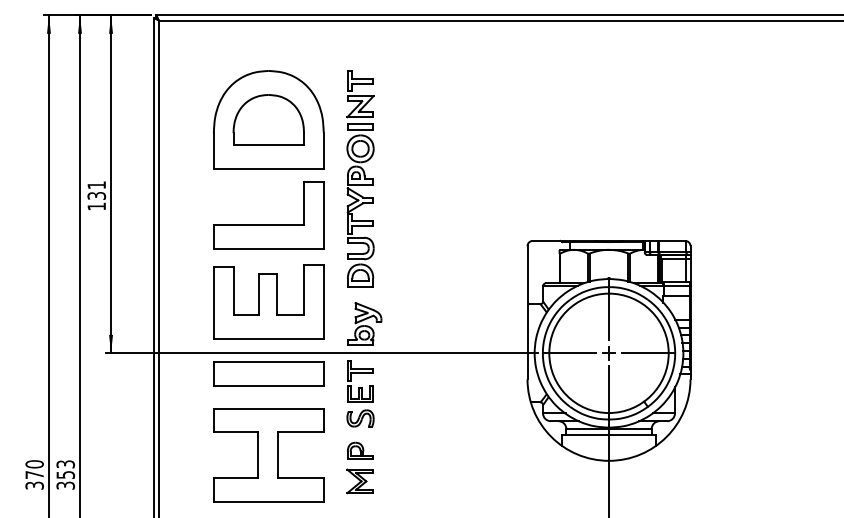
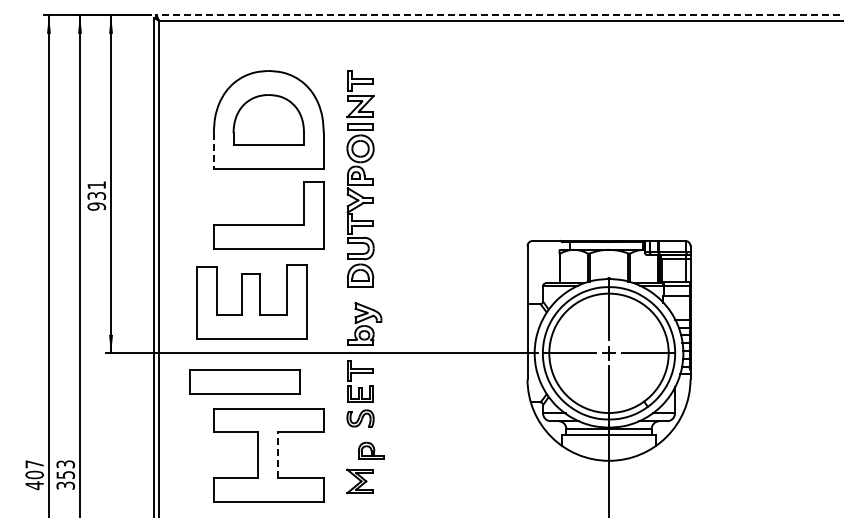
line: solid -> dashed (499, 15)
line: solid -> dashed (213, 150)
text: 131 -> 931 (96, 206)
part position: (268, 301) -> (251, 301) (251, 301)
part position: (268, 373) -> (244, 381) (244, 381)
part position: (360, 450) -> (371, 450) (371, 450)
line: solid -> dashed (277, 455)
text: 370 -> 407 (34, 475)
